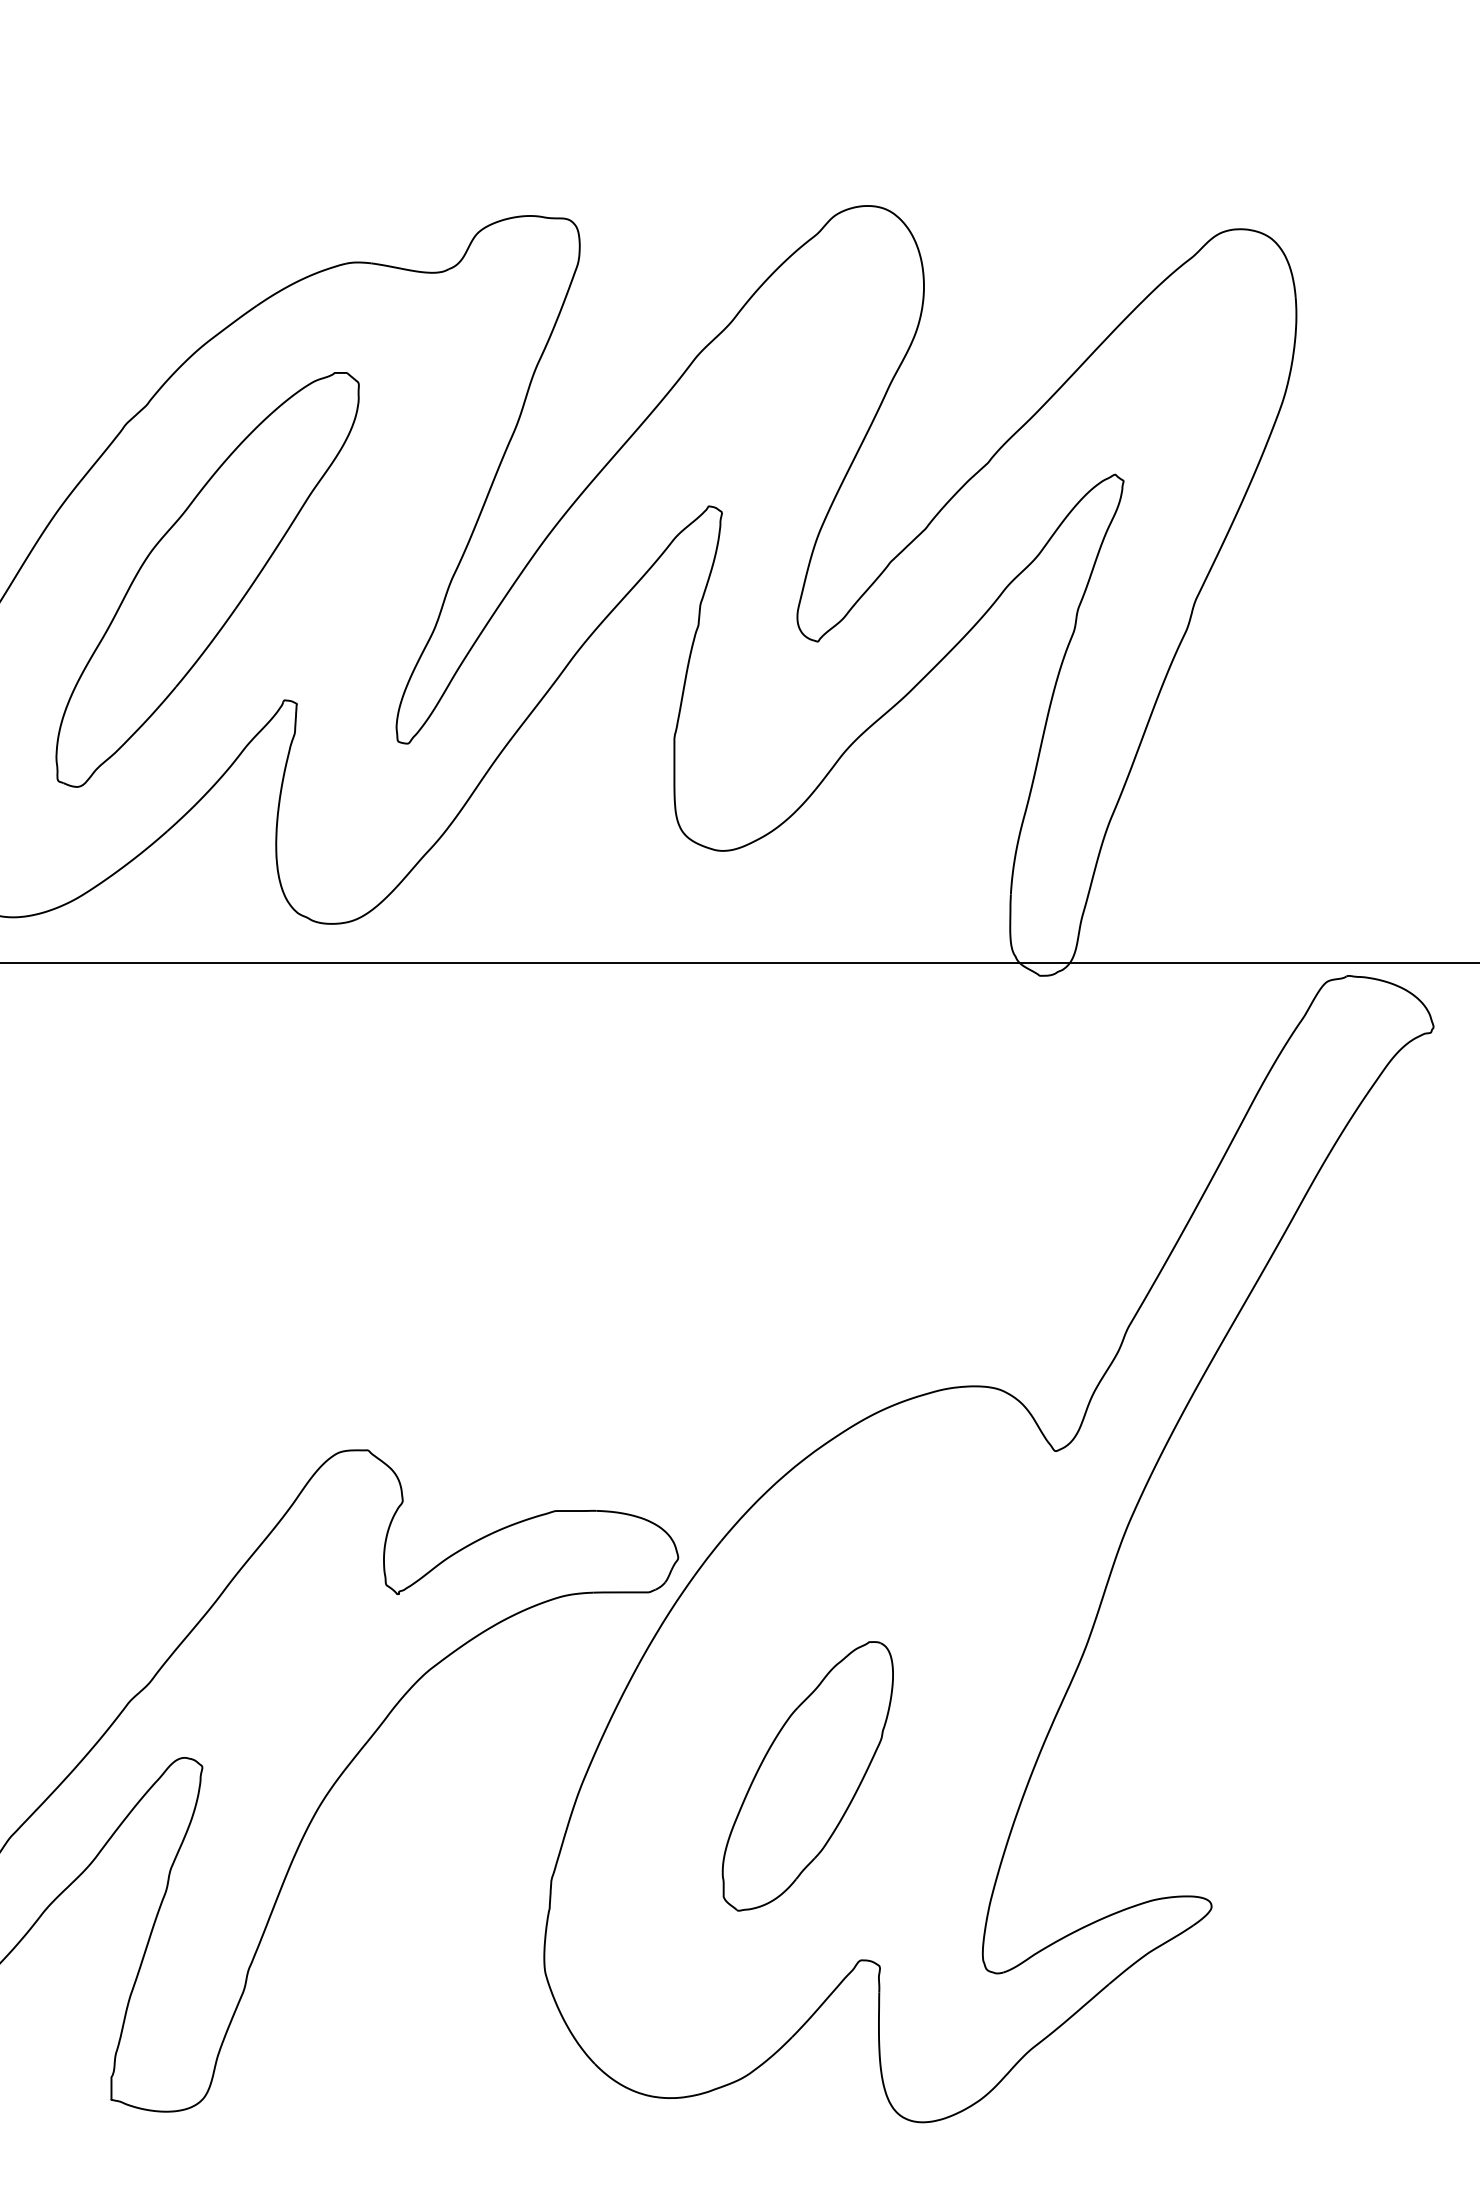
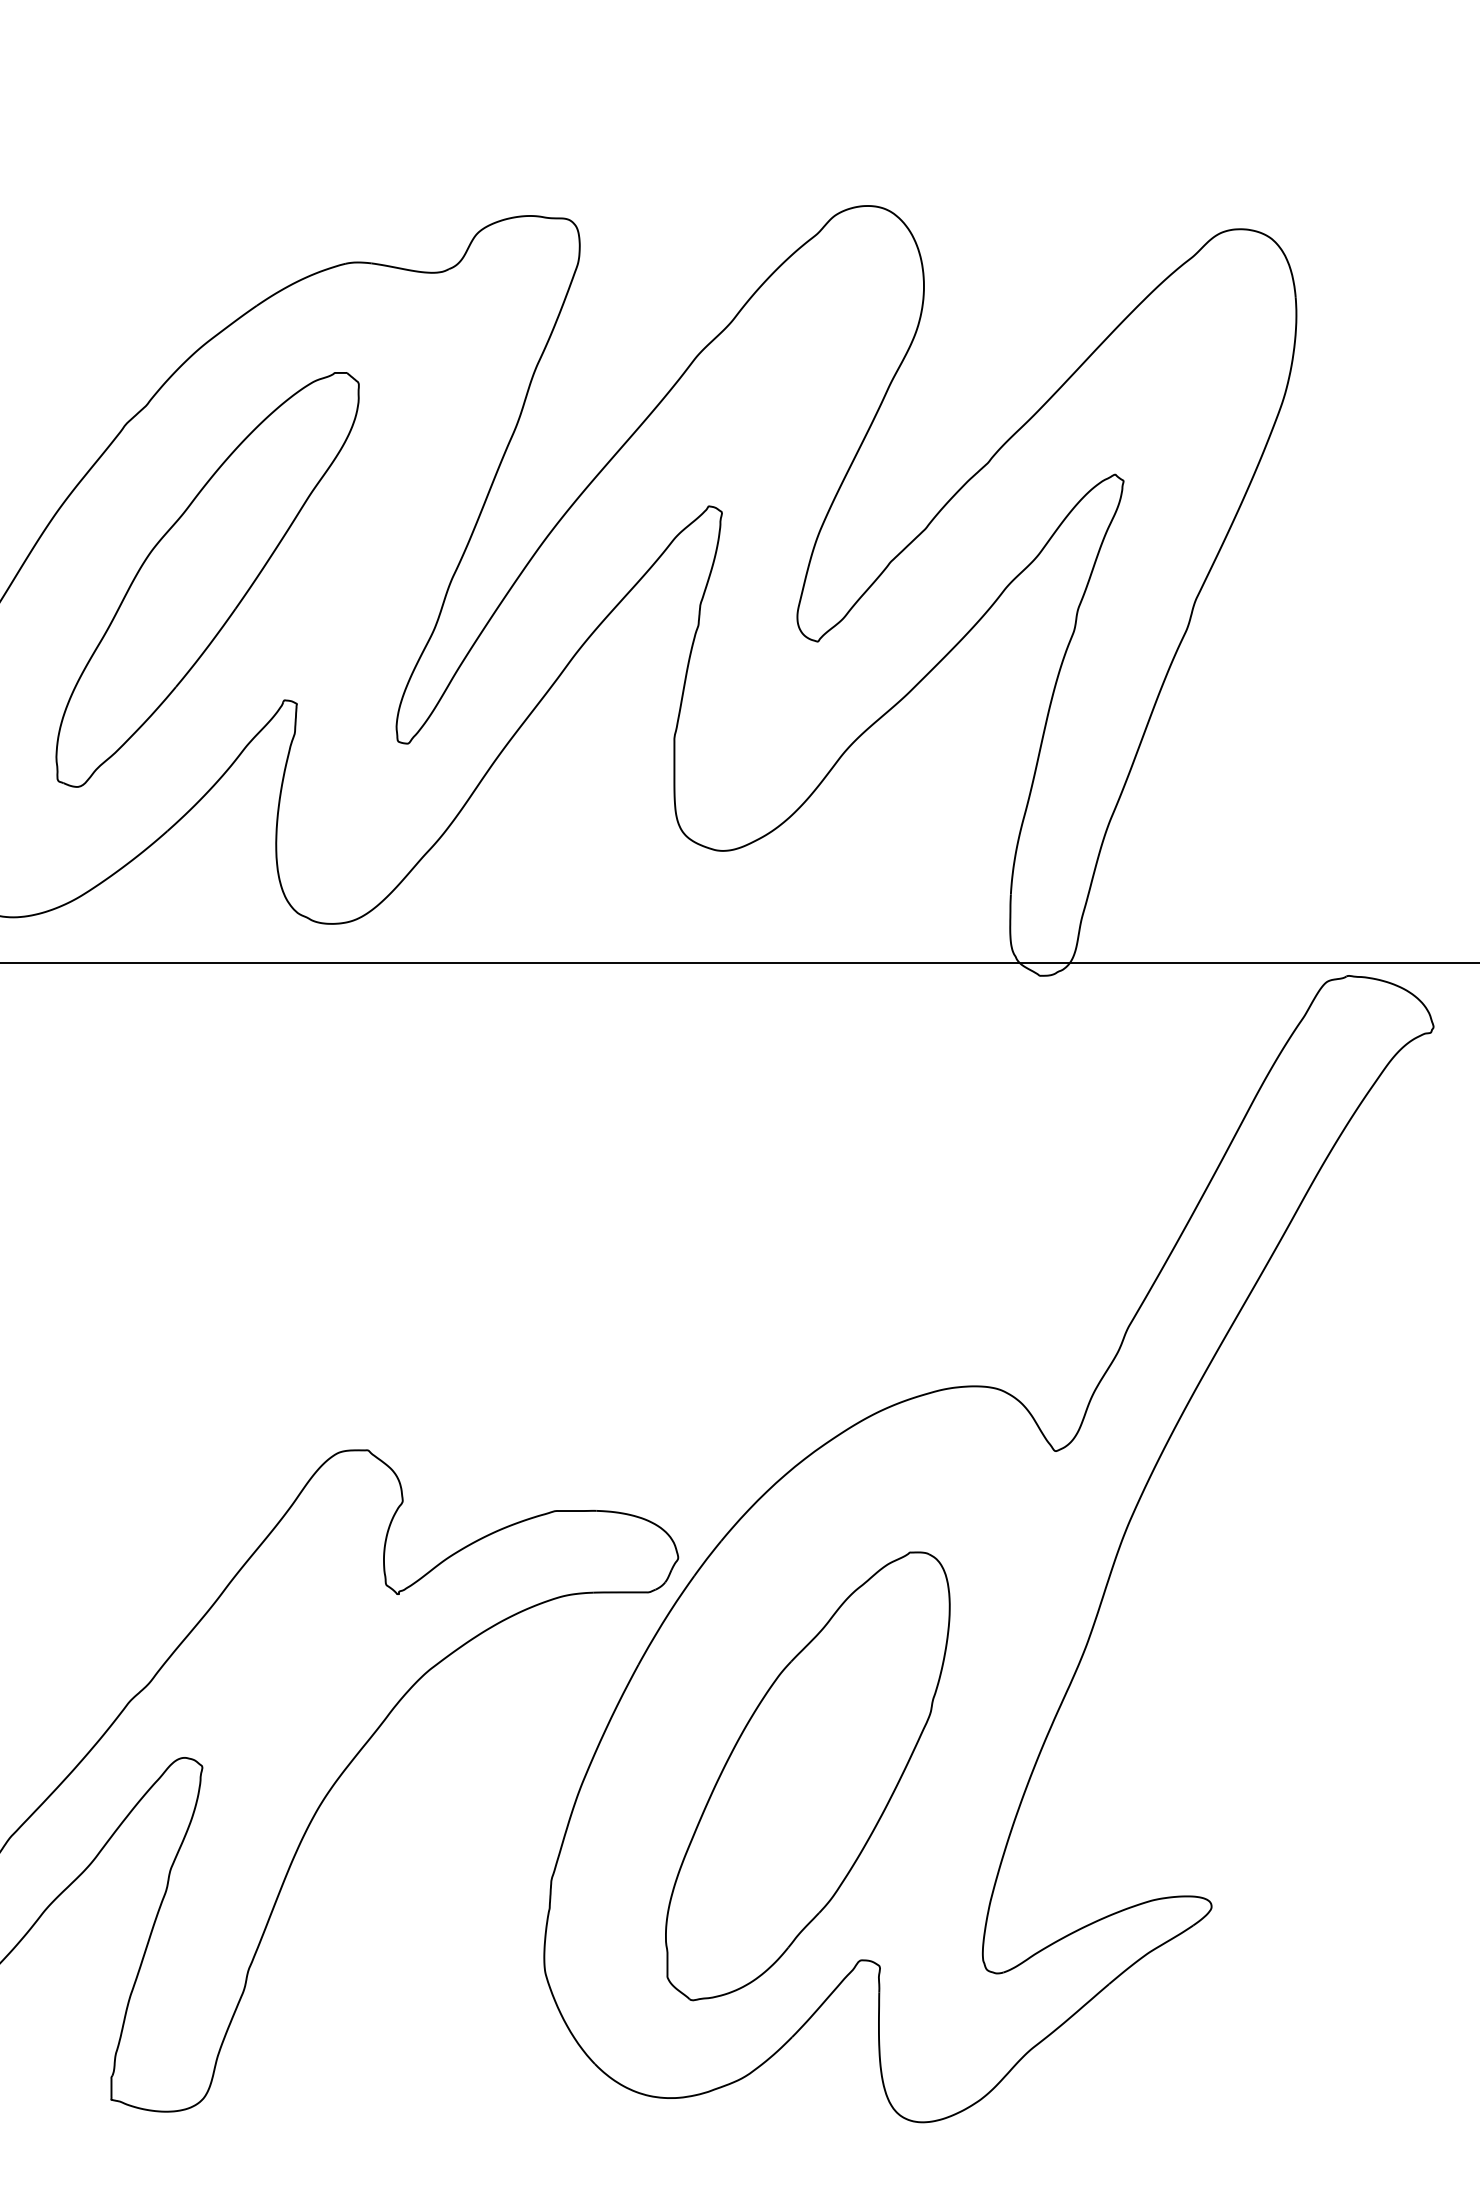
part size: 173x271 px -> 286x451 px (807, 1776)
